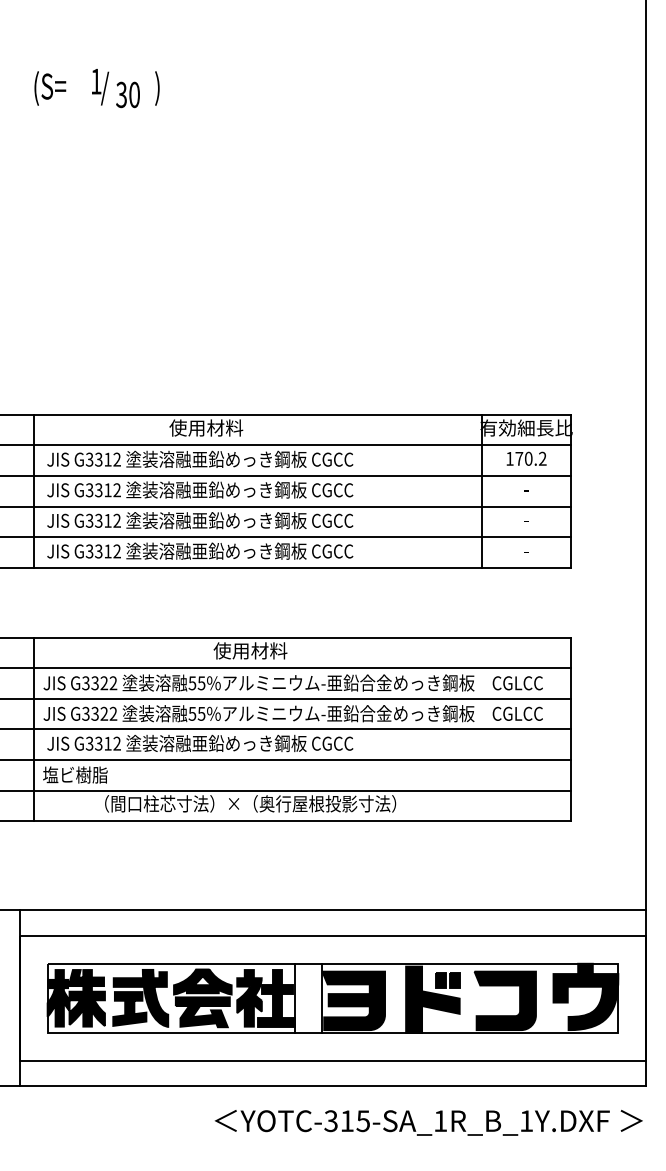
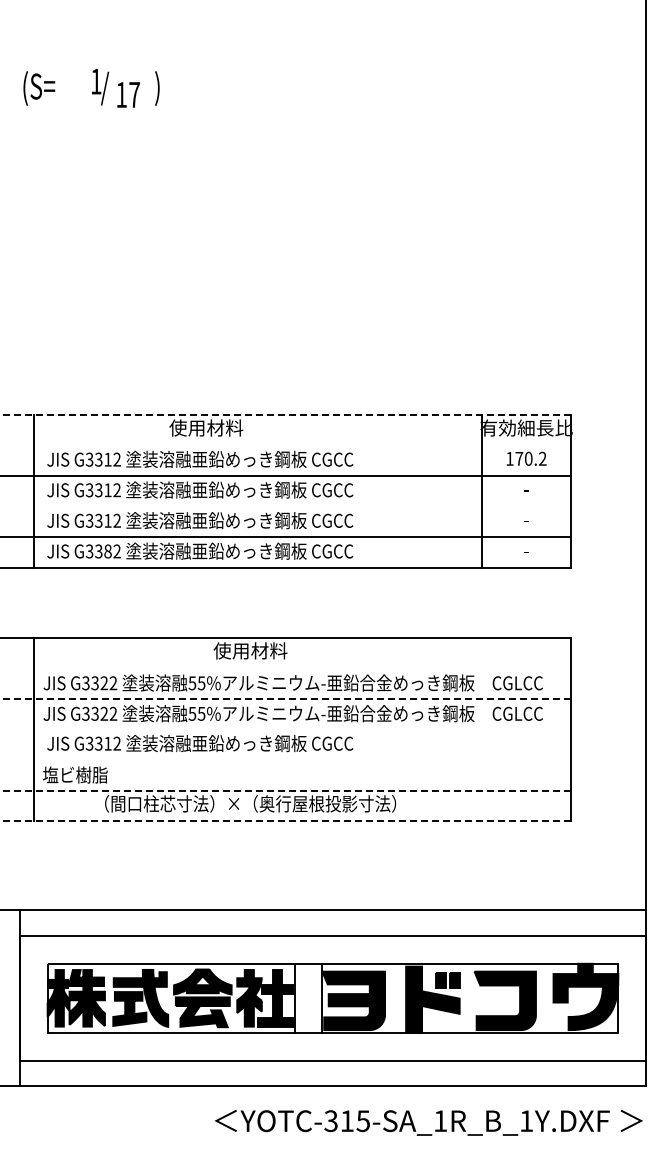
text position: (50, 88) -> (39, 88) (39, 88)
text: 30 -> 17 (127, 94)
line: solid -> dashed (285, 414)
line: present -> none (286, 445)
line: present -> none (286, 506)
text: G3312 -> G3382 (107, 551)
line: present -> none (286, 668)
line: solid -> dashed (285, 698)
line: present -> none (286, 729)
line: present -> none (286, 760)
line: solid -> dashed (285, 790)
line: solid -> dashed (285, 821)
